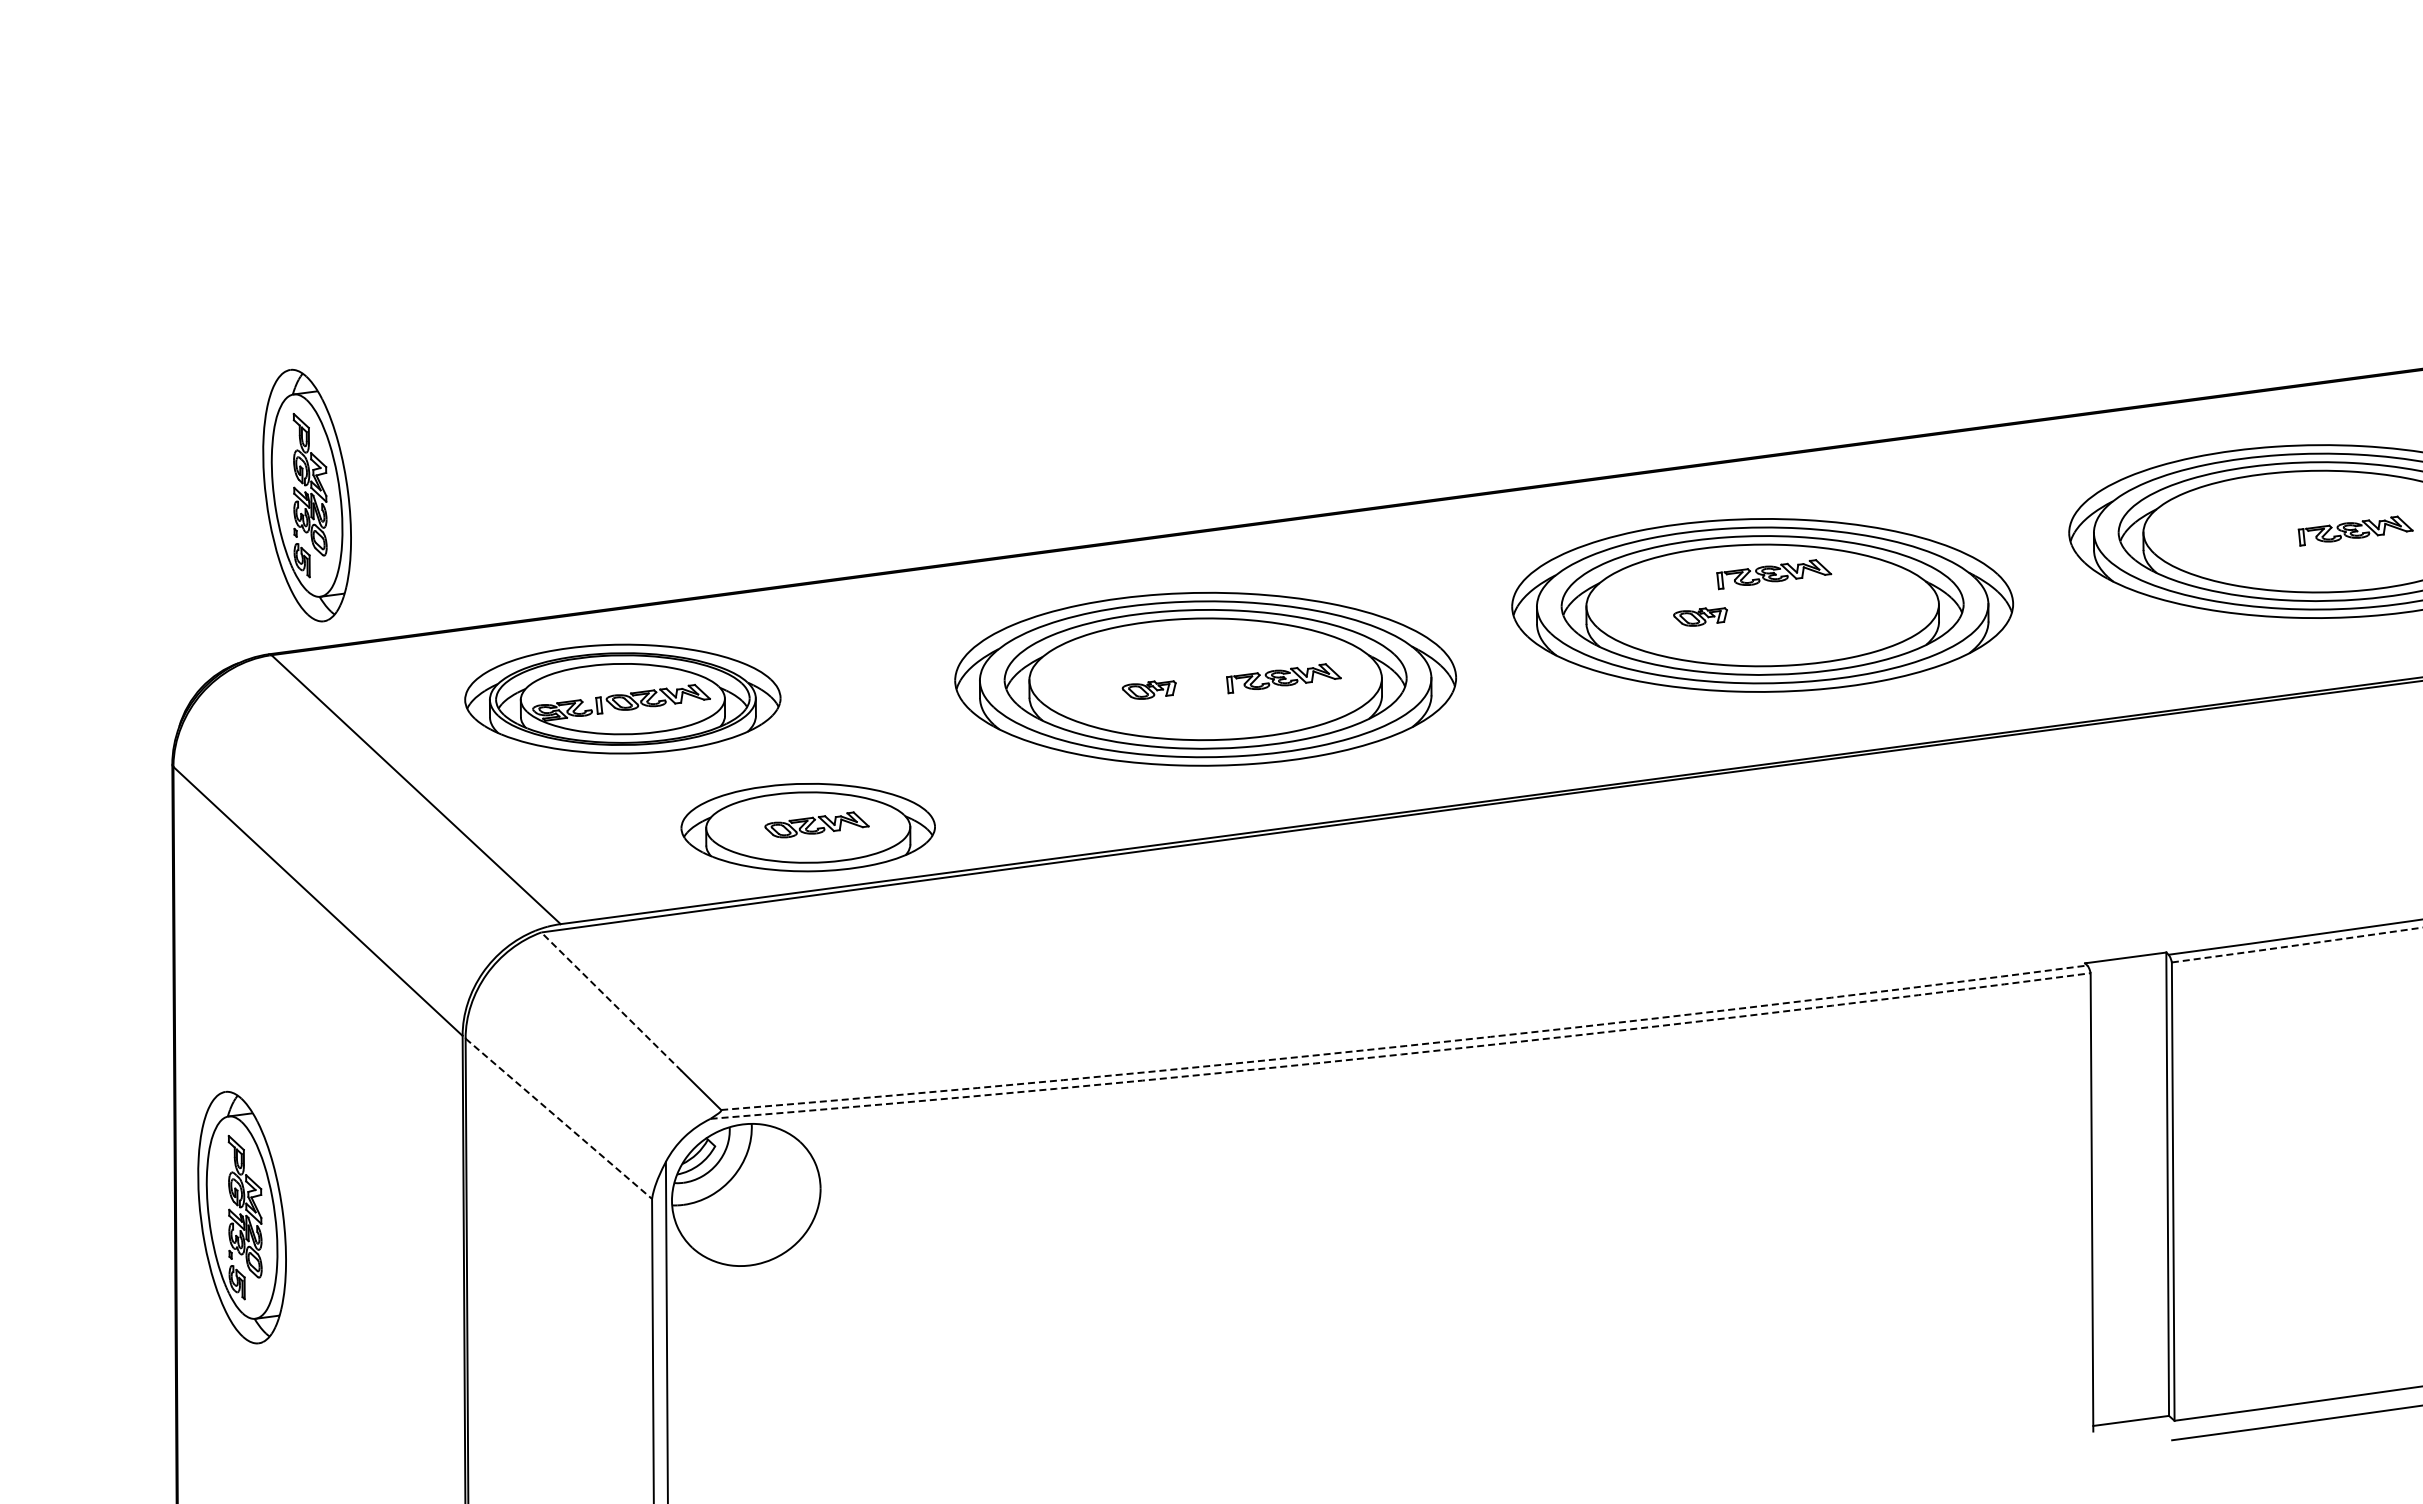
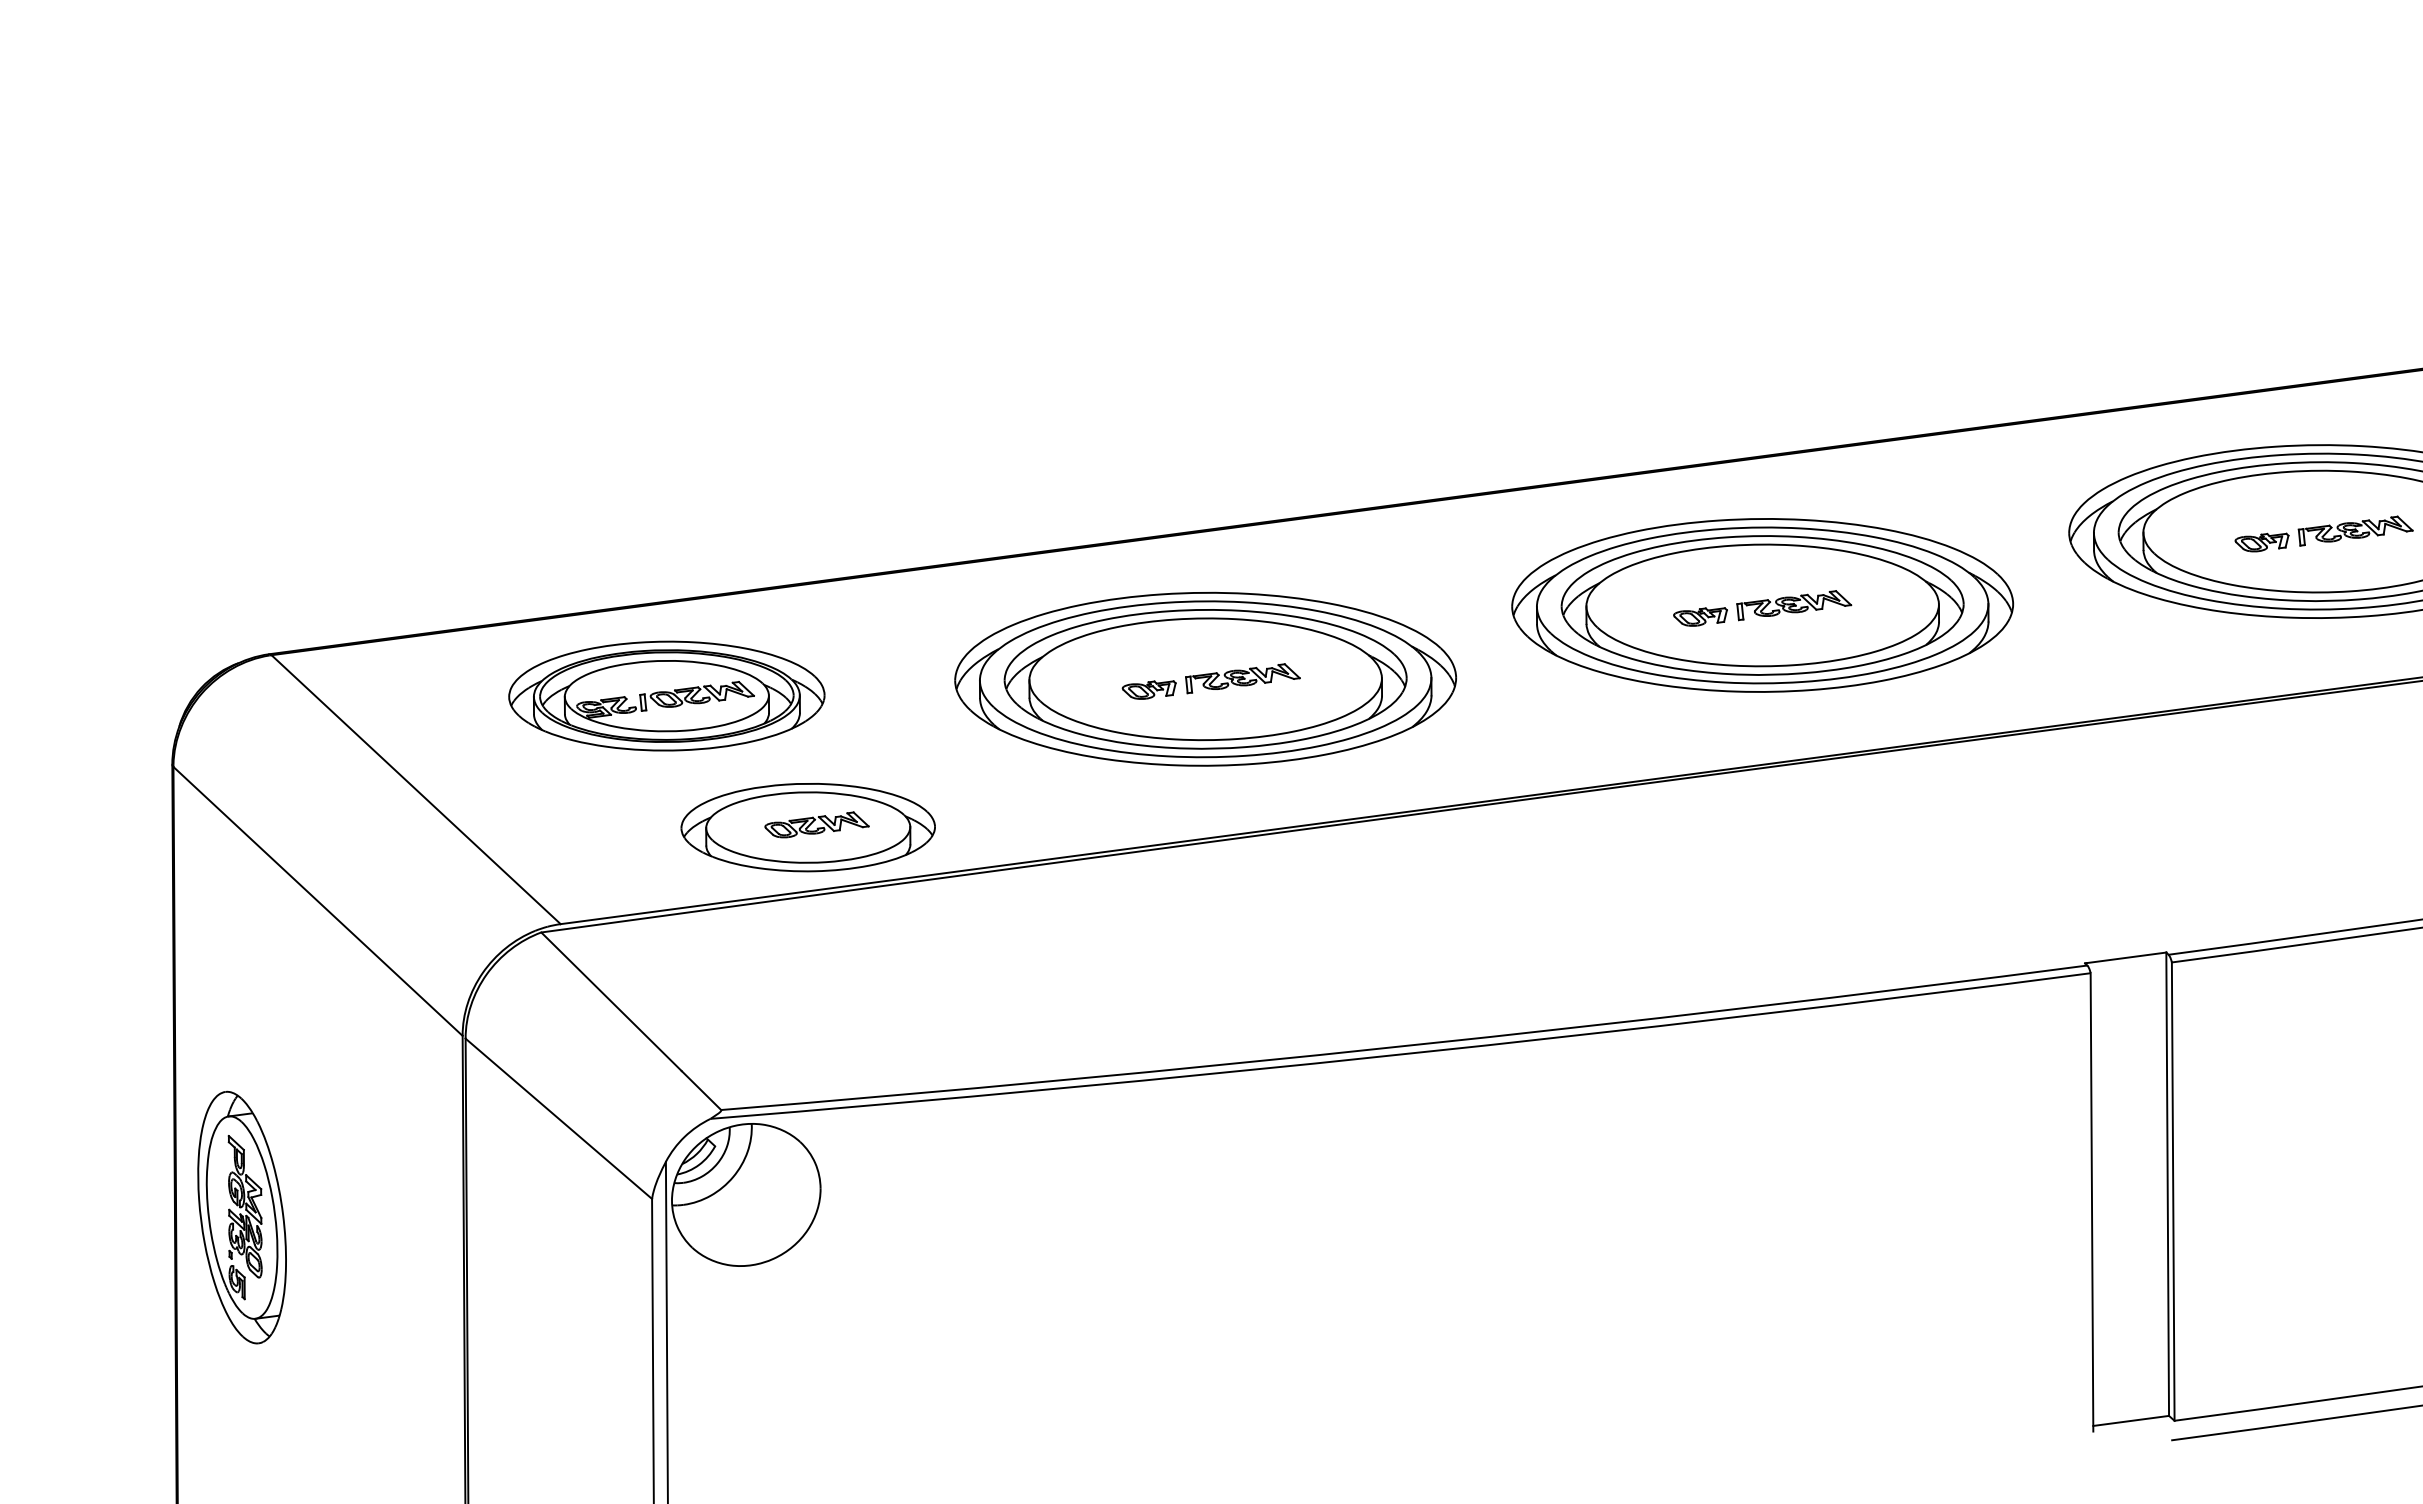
part: present -> none (306, 495)
part: none -> present (2261, 542)
part position: (1774, 574) -> (1794, 605) (1794, 605)
part position: (1283, 678) -> (1242, 678) (1242, 678)
part position: (622, 698) -> (666, 695) (666, 695)
arc: dashed -> solid (2297, 945)
line: dashed -> solid (611, 1001)
arc: dashed -> solid (1405, 1046)
arc: dashed -> solid (1401, 1054)
line: dashed -> solid (558, 1118)
